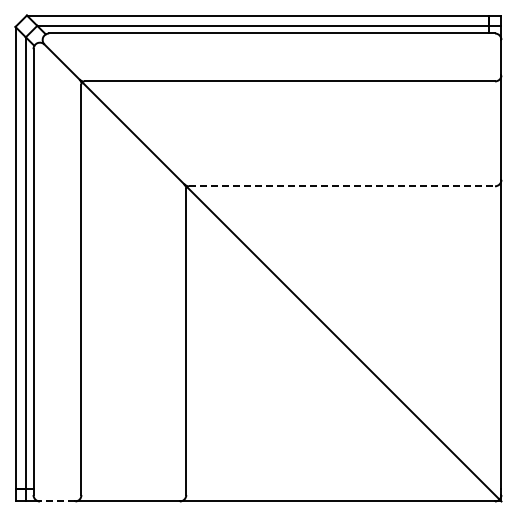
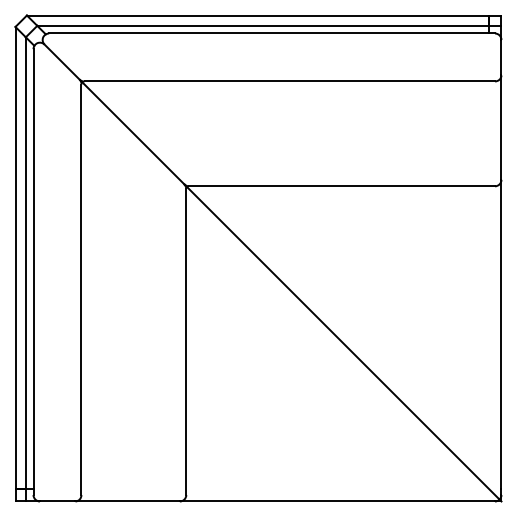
line: dashed -> solid (342, 186)
line: dashed -> solid (57, 501)
